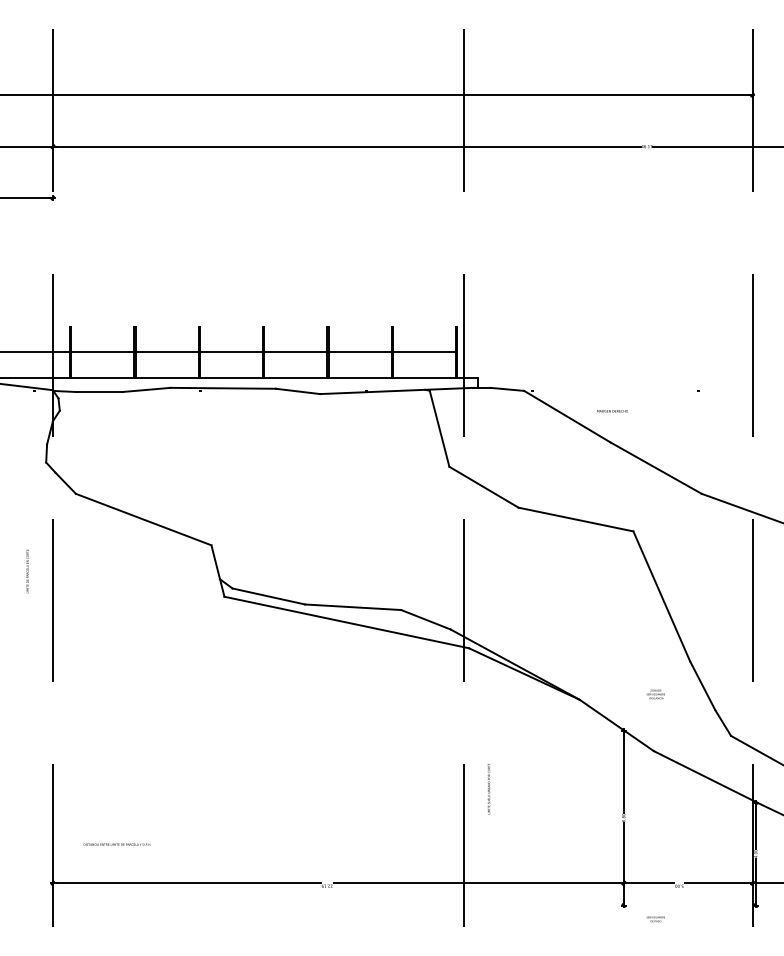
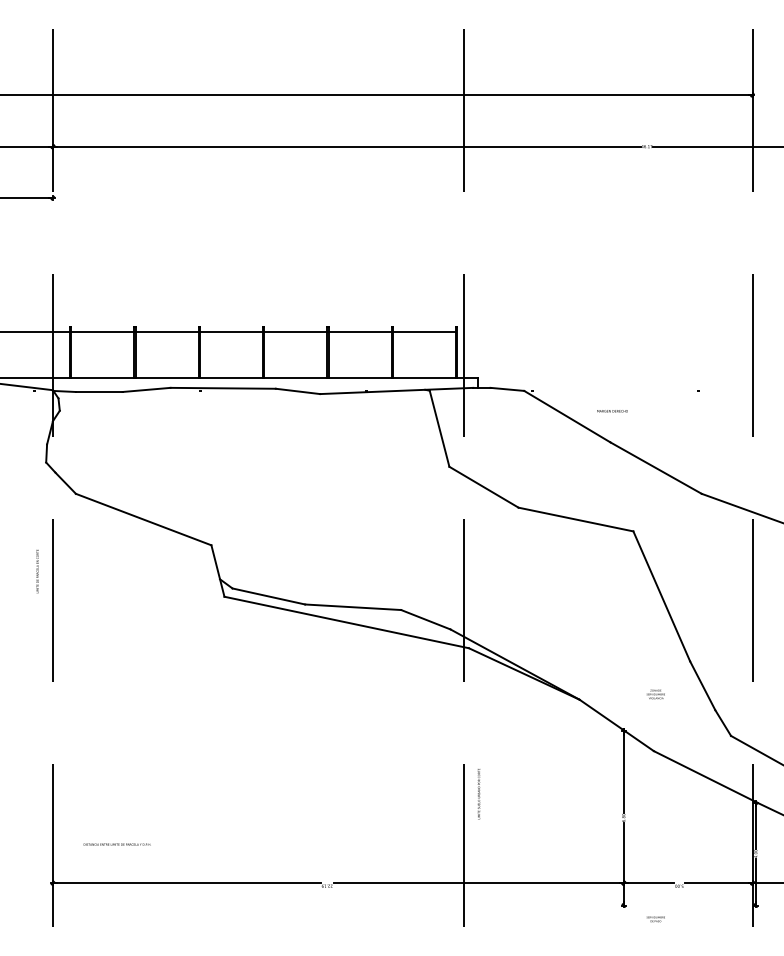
line position: (229, 352) -> (229, 332) (229, 332)
text position: (27, 571) -> (37, 571) (37, 571)
text position: (488, 789) -> (478, 794) (478, 794)
